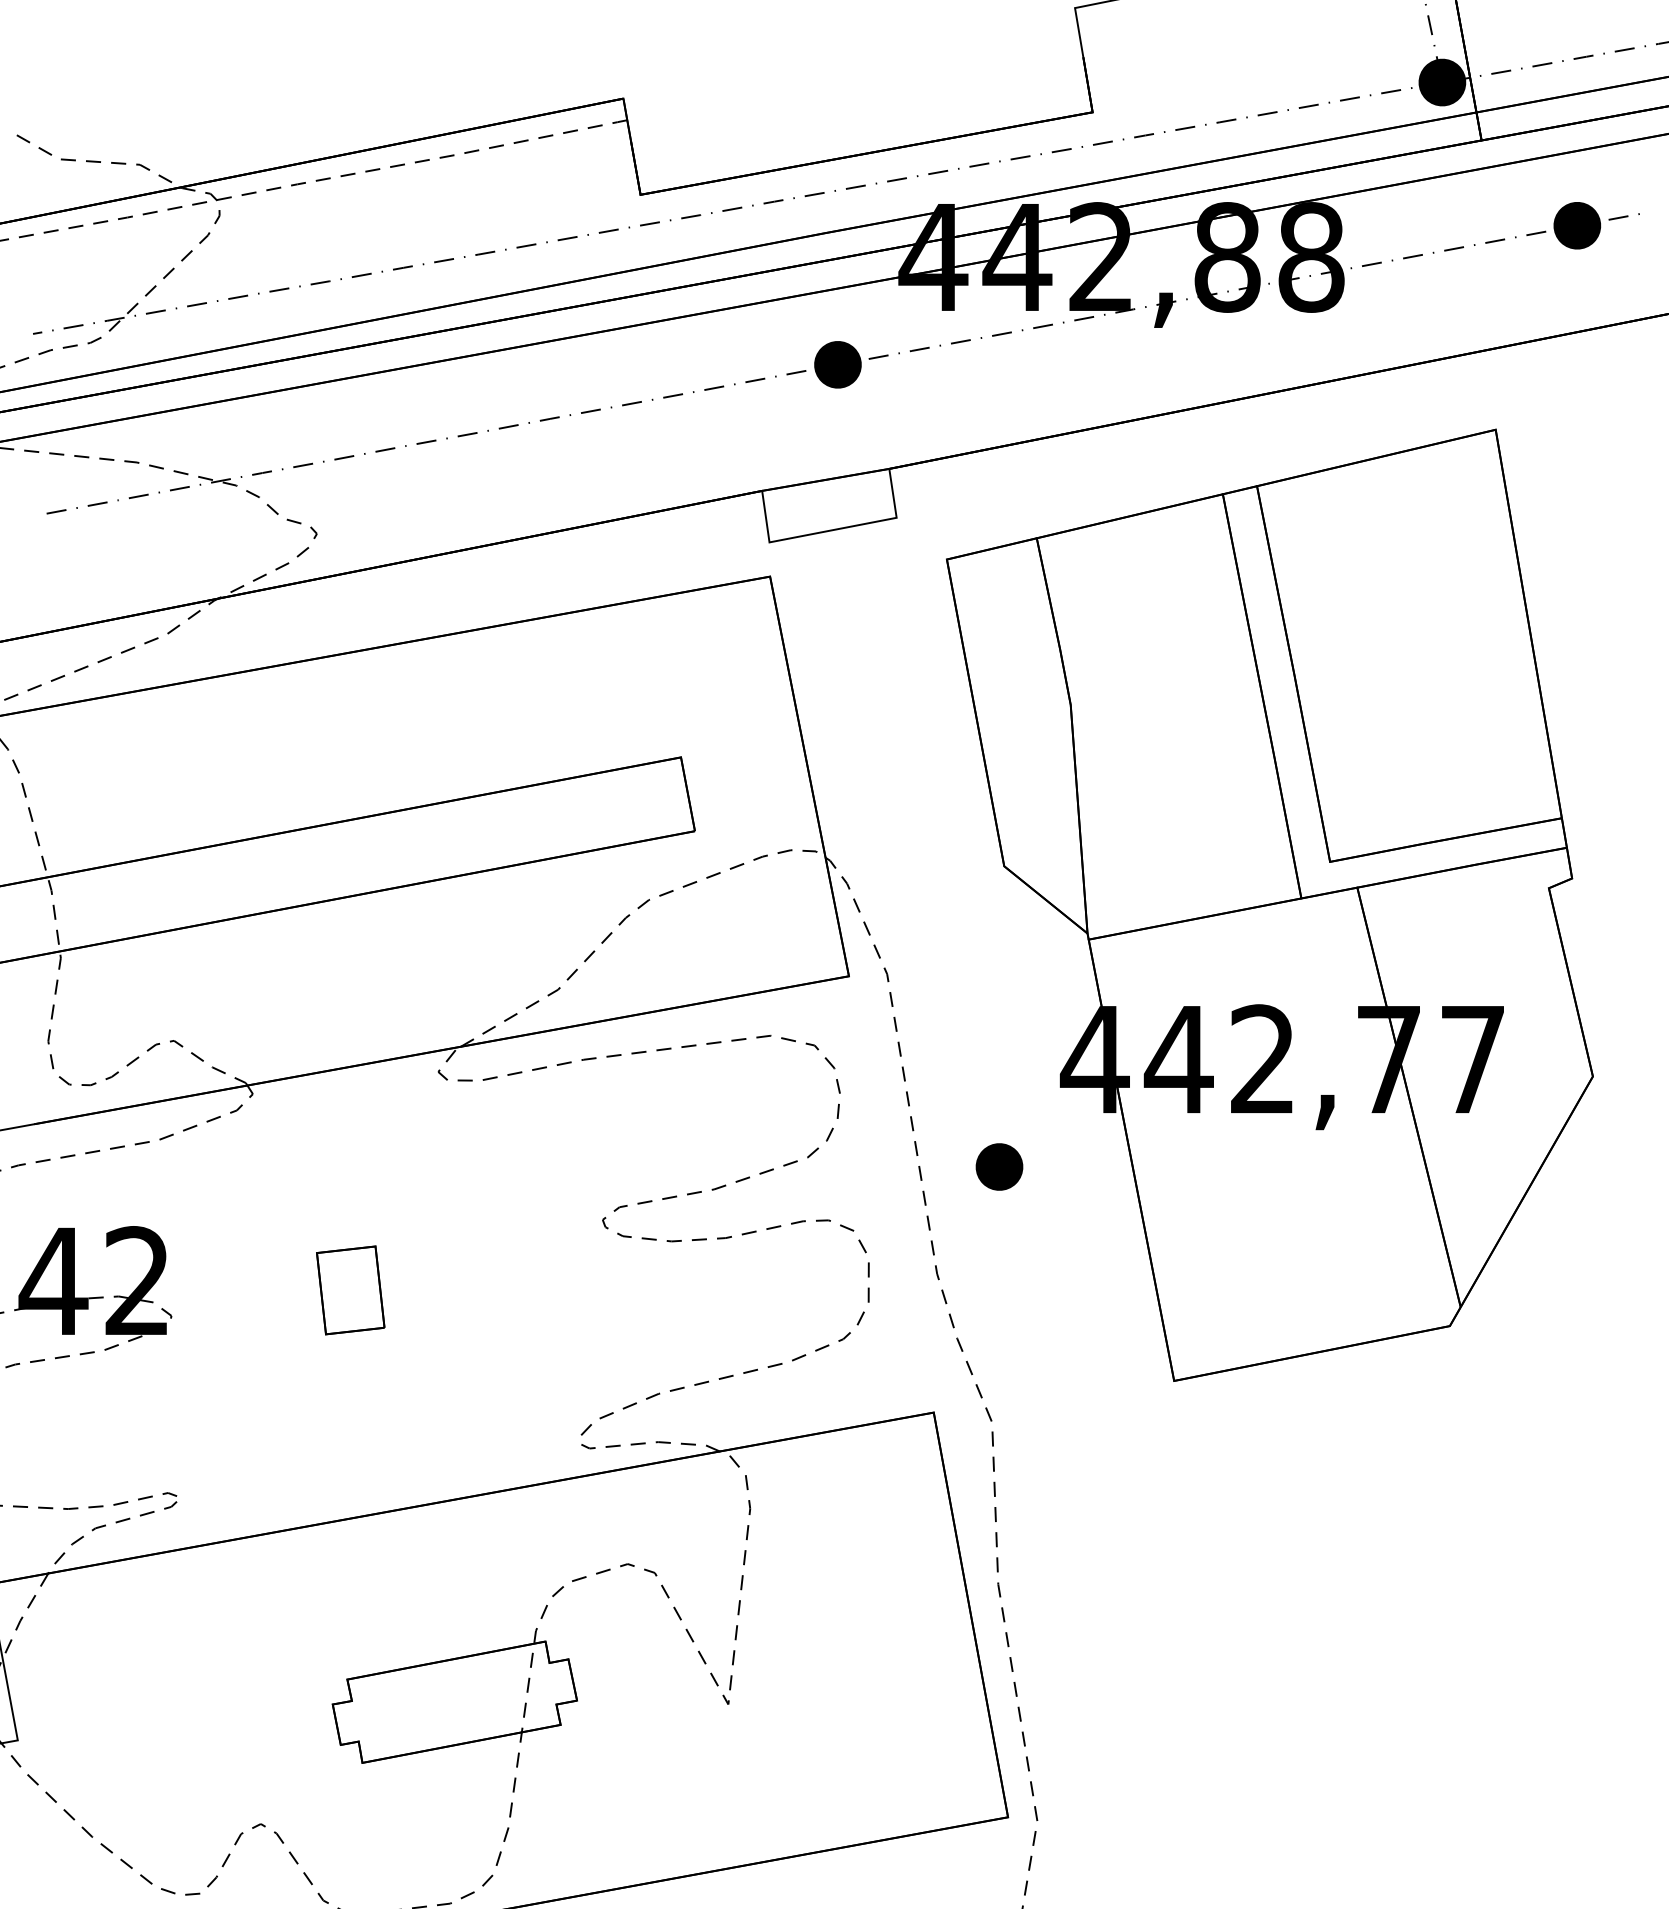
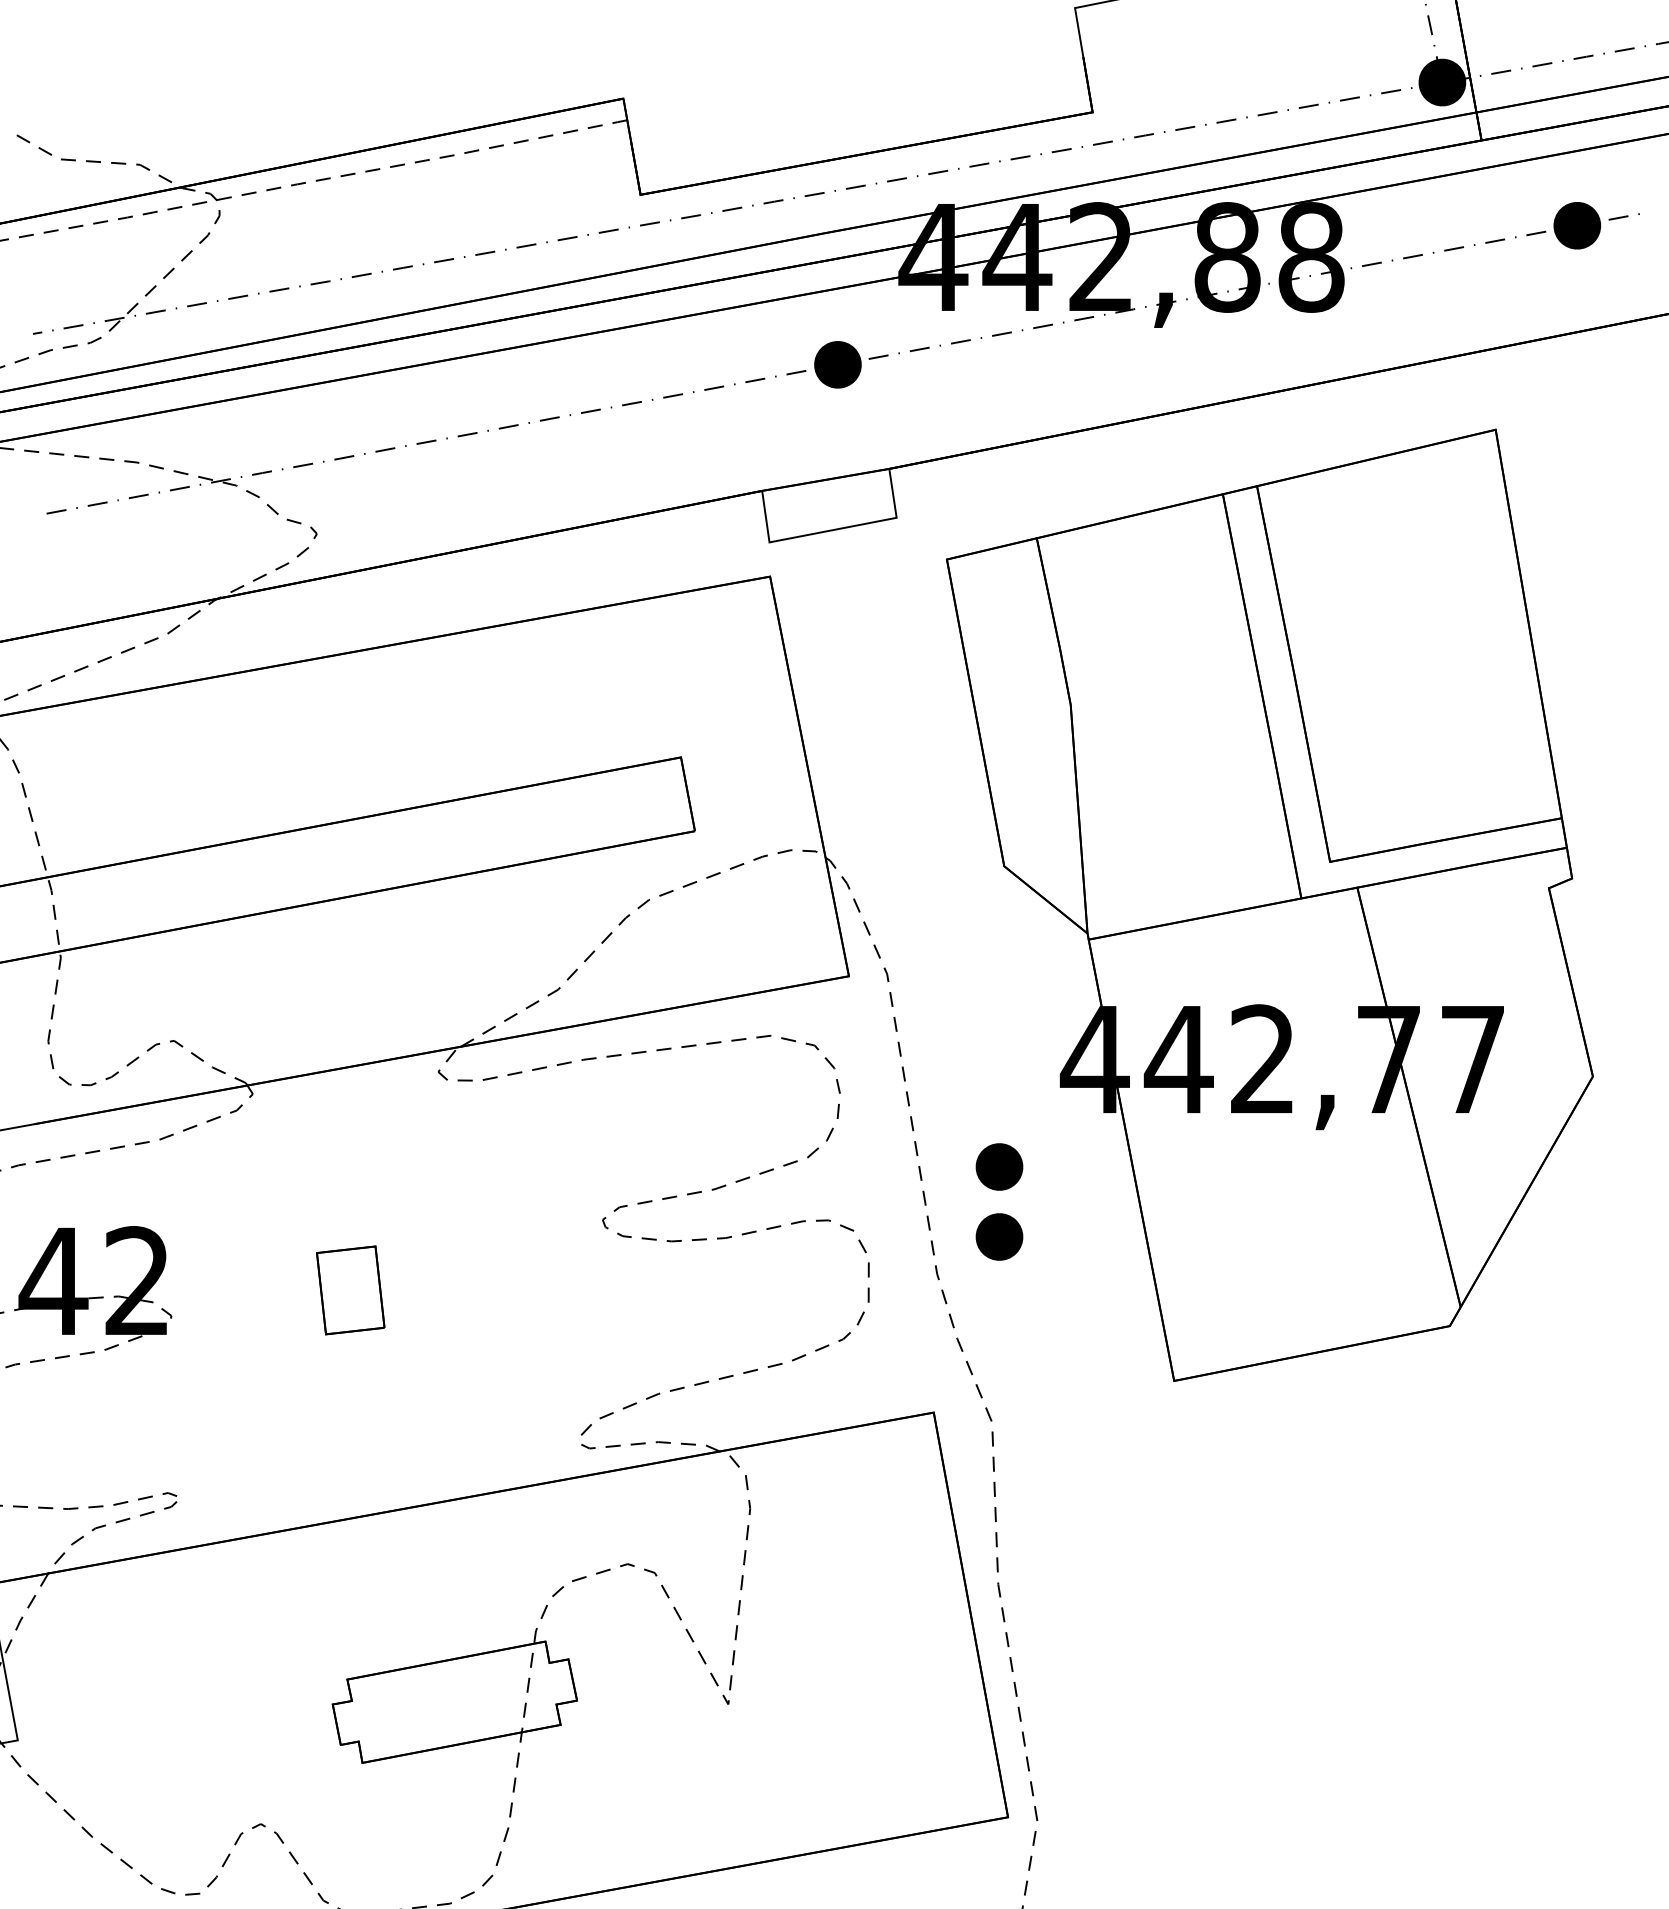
part: none -> present (999, 1236)
